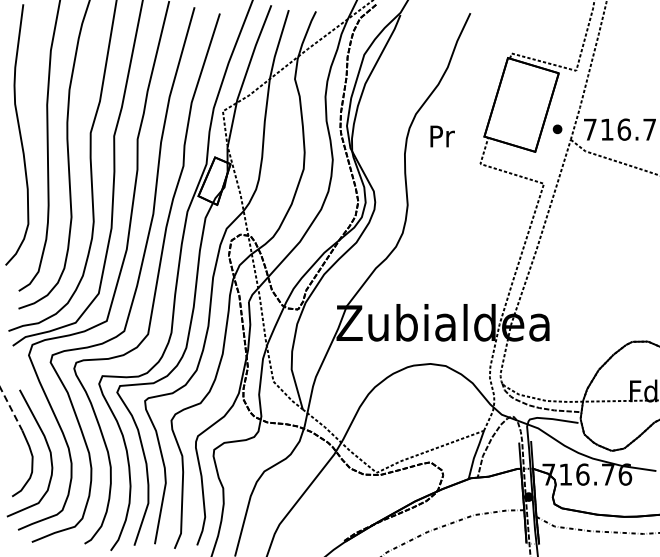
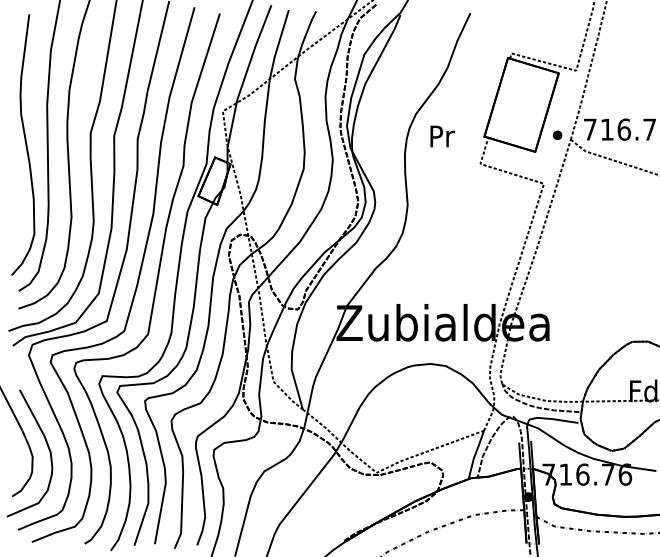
part position: (557, 129) -> (557, 135) (557, 135)
curve position: (19, 134) -> (25, 144) (25, 144)
line: dashed -> solid (11, 409)
